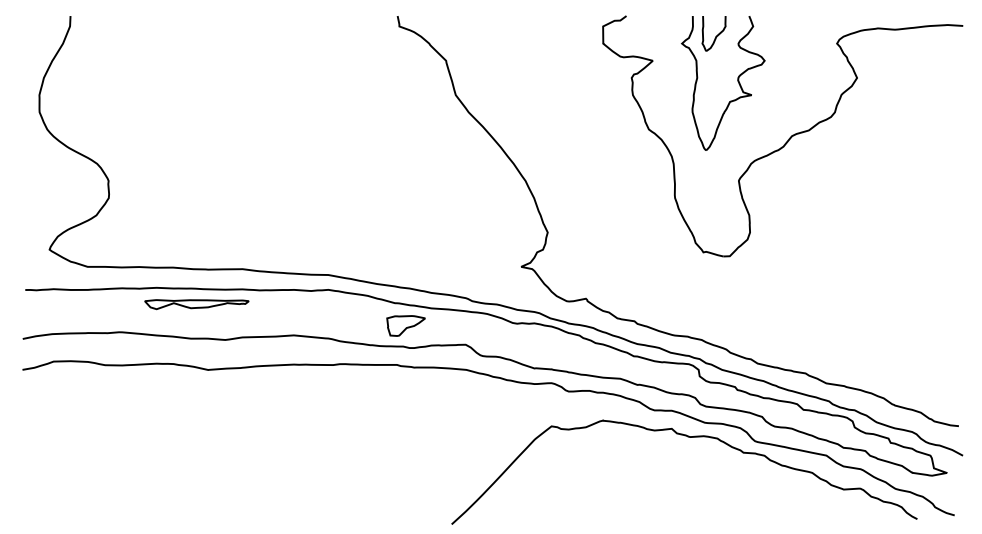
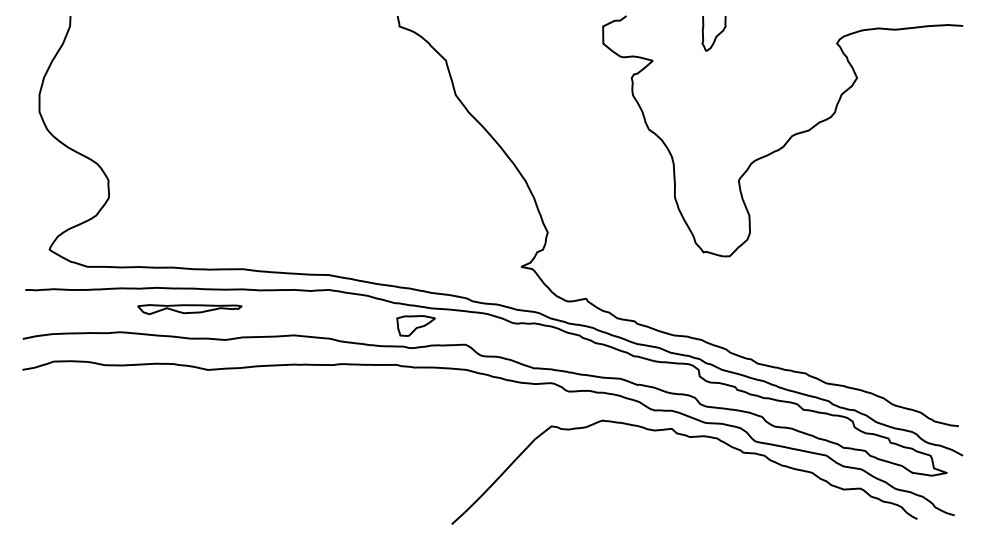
part: present -> none (737, 81)
part position: (196, 304) -> (189, 309) (189, 309)
part position: (405, 325) -> (415, 325) (415, 325)
